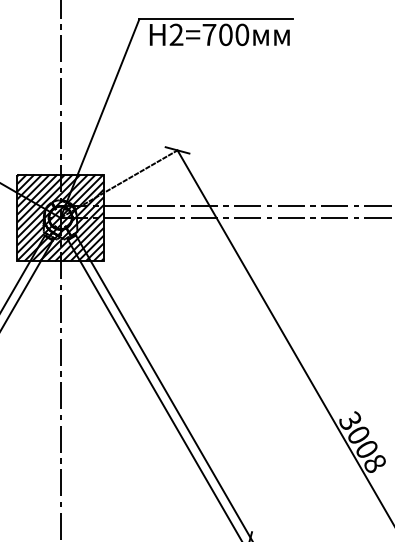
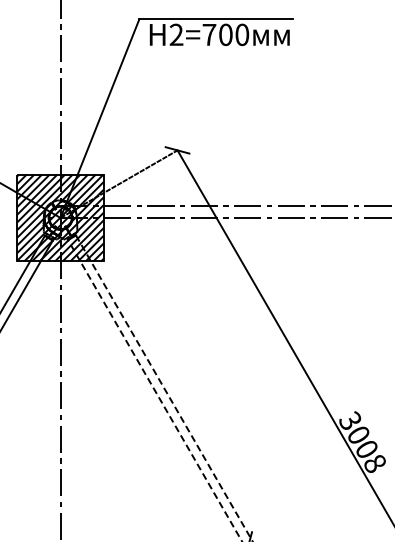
line: solid -> dashed (164, 388)
line: solid -> dashed (155, 390)
